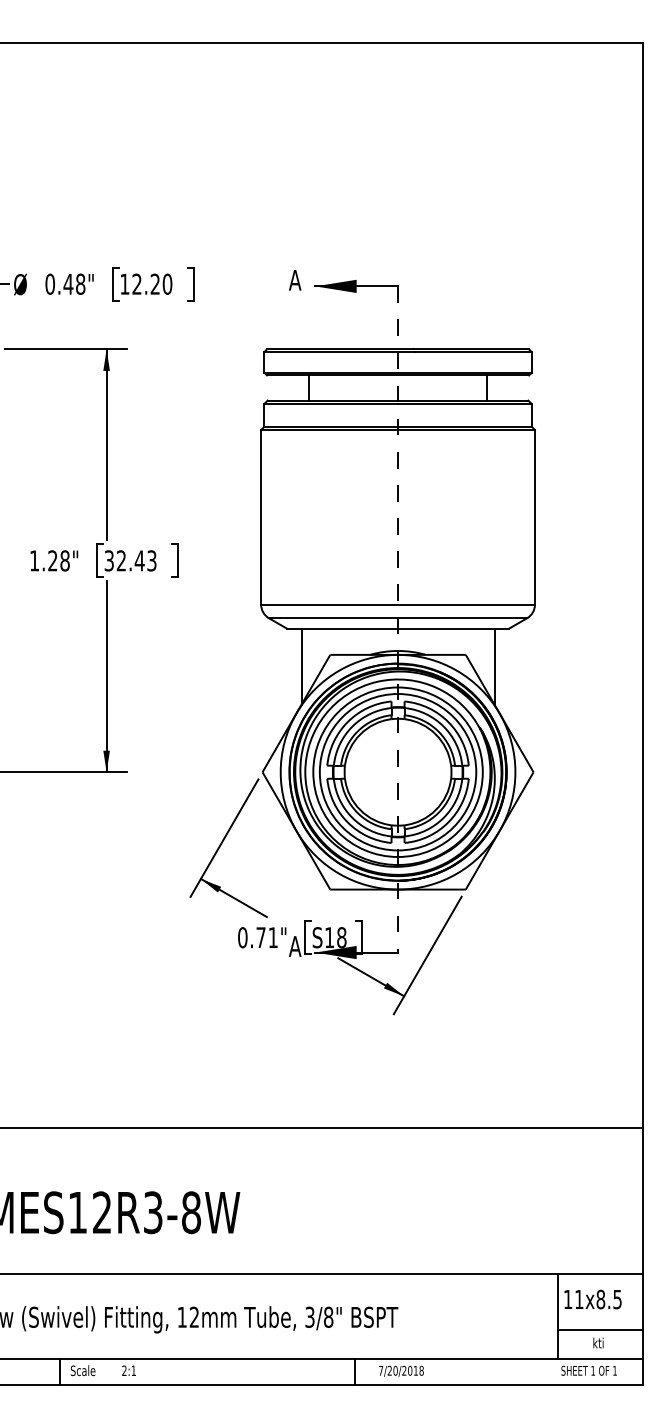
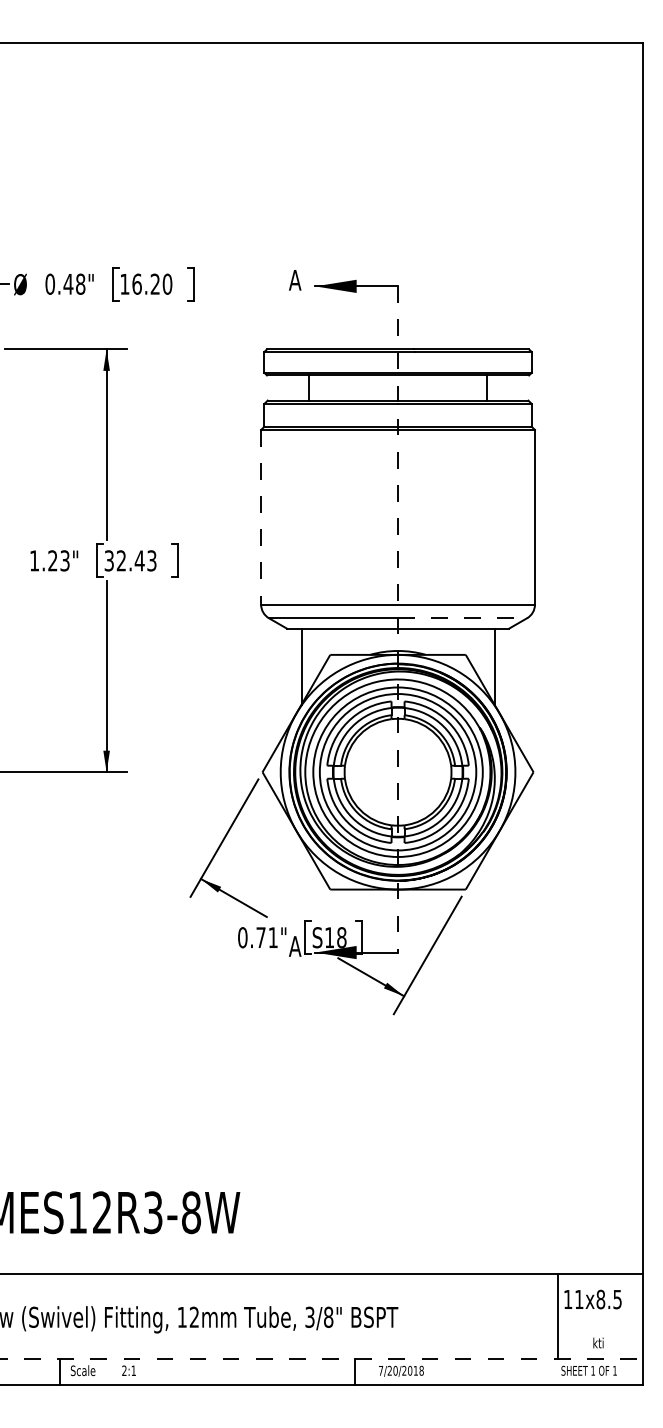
text: 12.20 -> 16.20 (136, 283)
line: solid -> dashed (261, 517)
text: 1.28" -> 1.23" (64, 560)
line: solid -> dashed (462, 618)
line: present -> none (322, 1127)
line: present -> none (600, 1329)
line: solid -> dashed (322, 1359)
